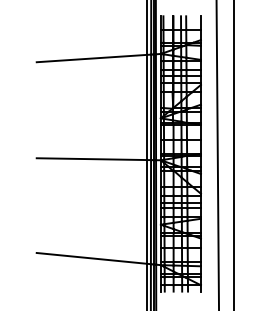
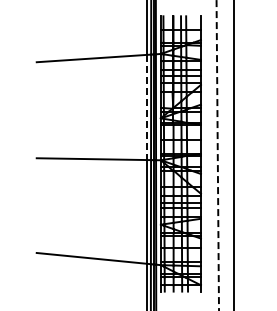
line: solid -> dashed (146, 107)
line: solid -> dashed (217, 155)
